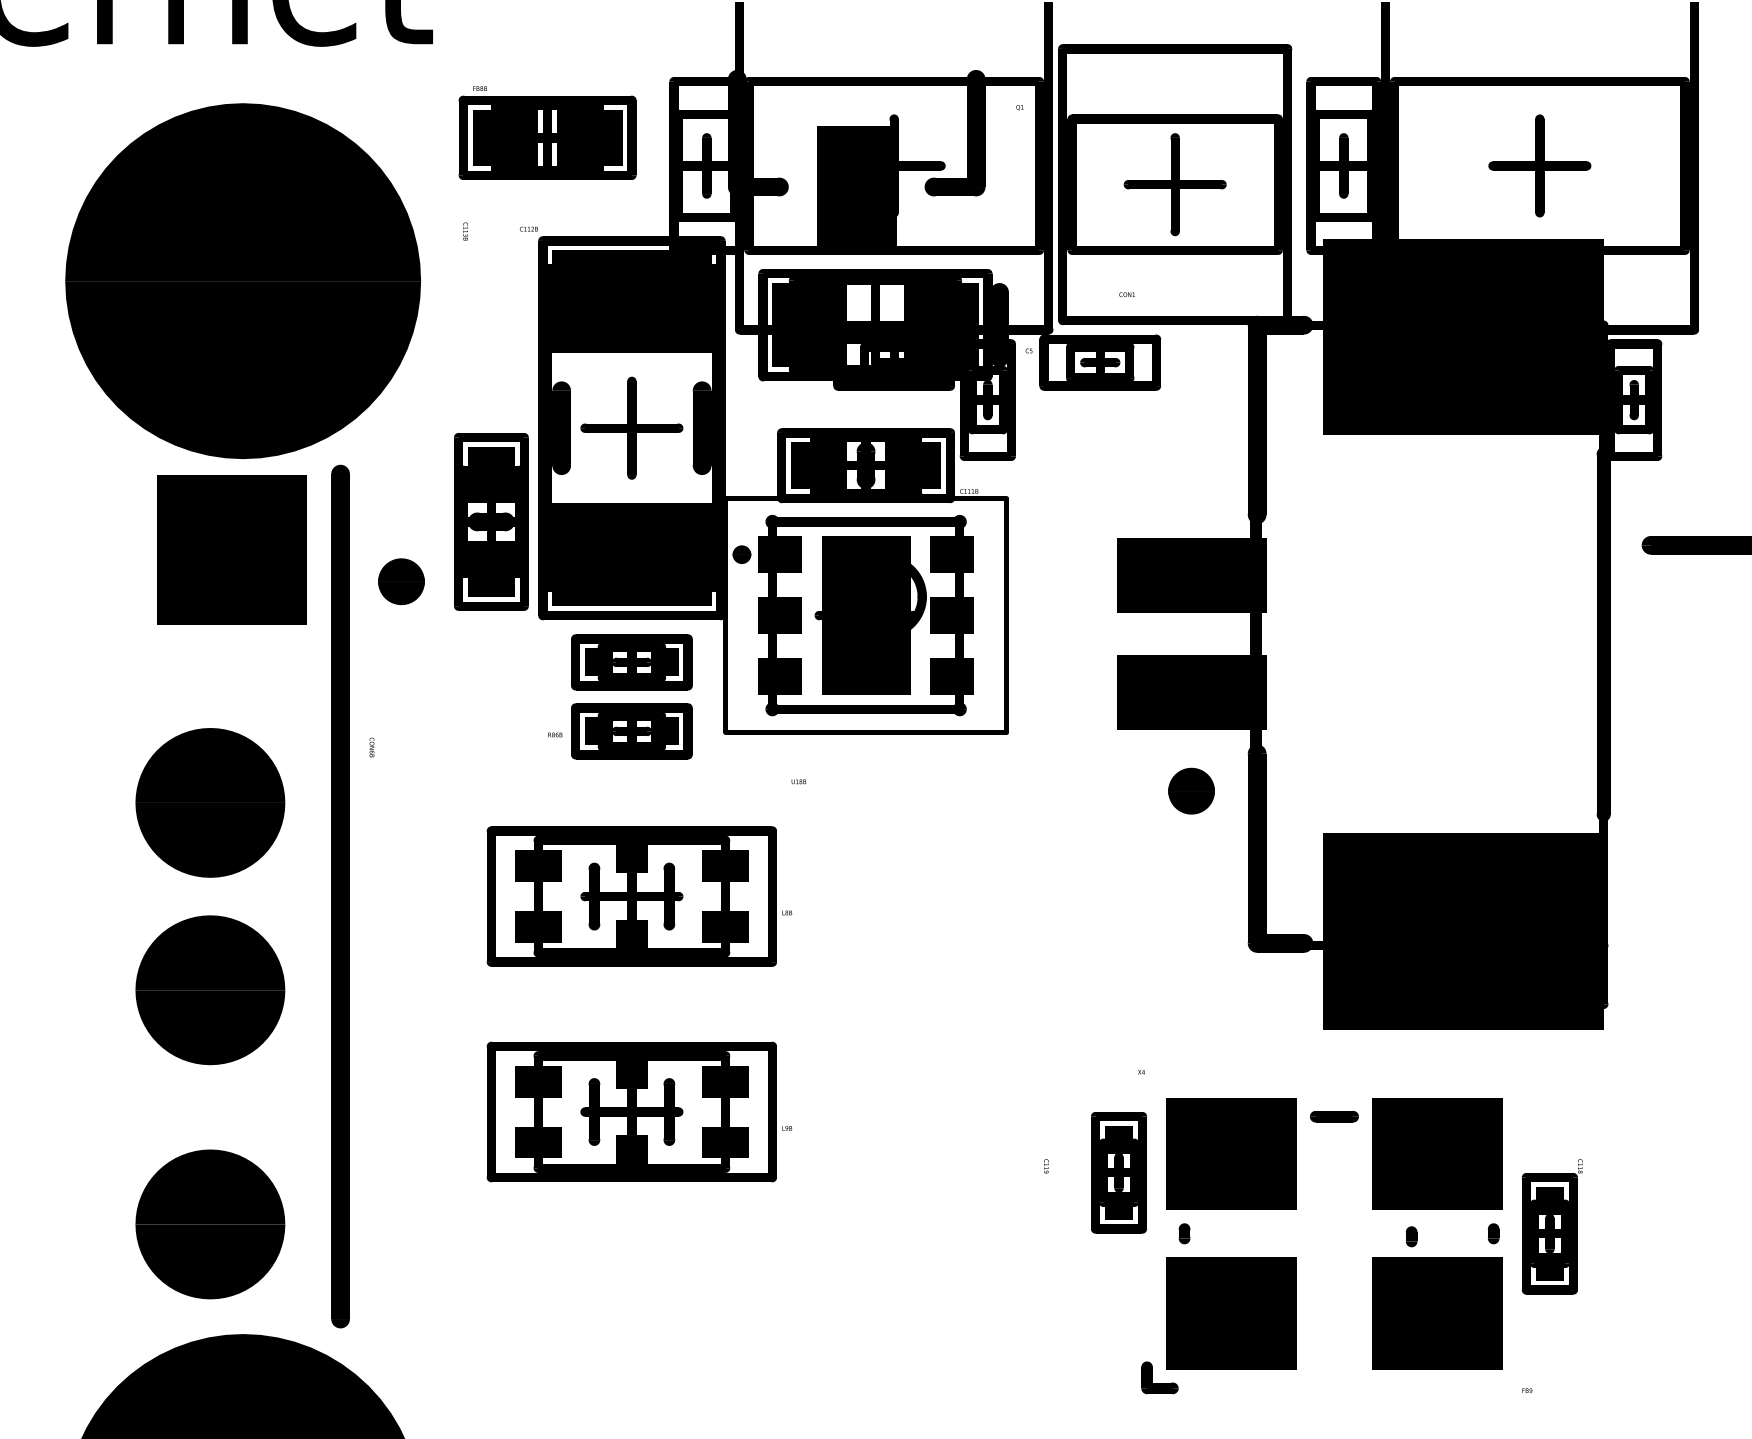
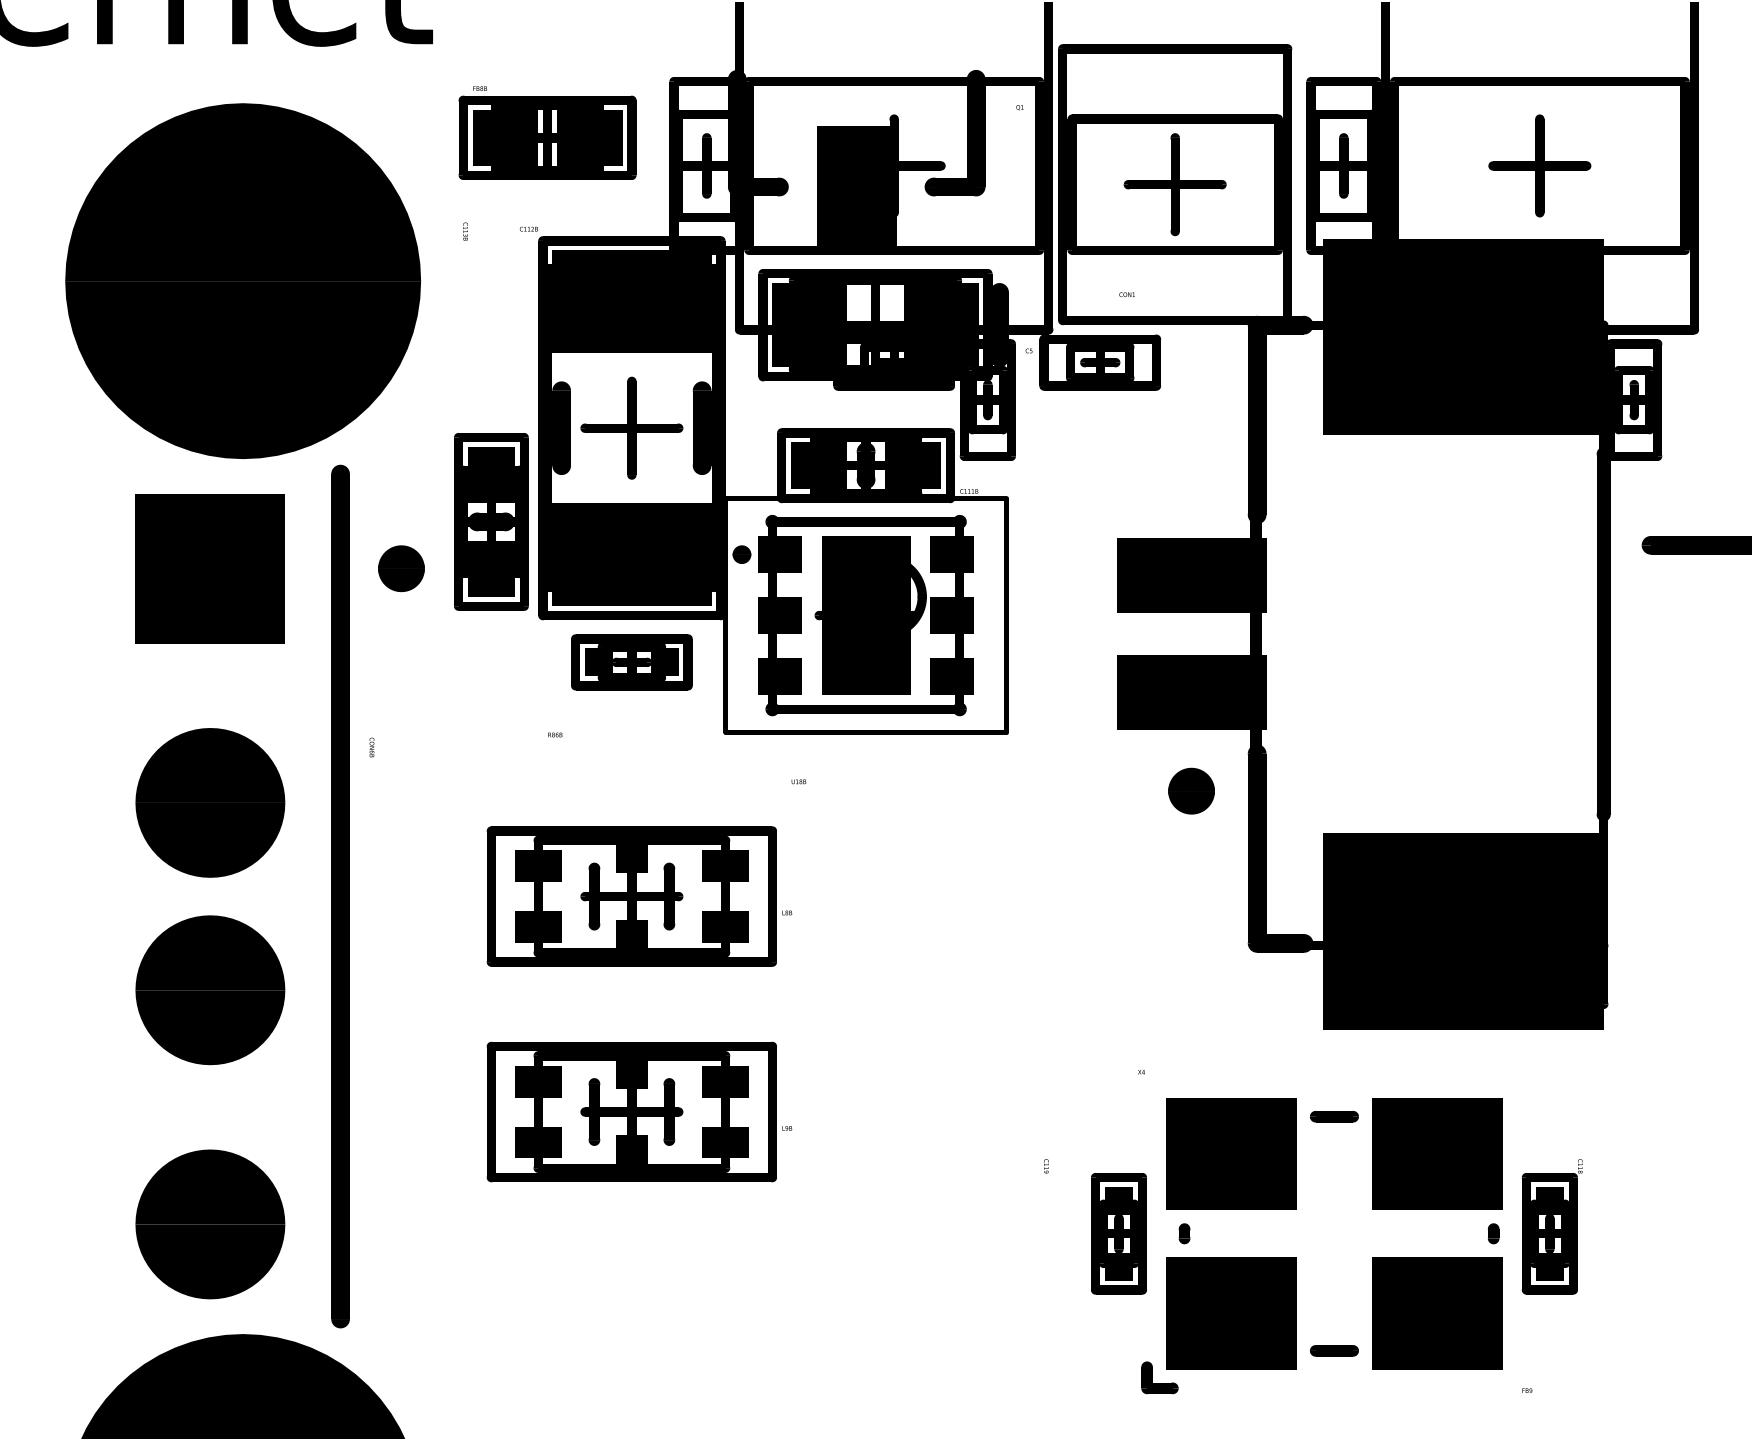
part position: (231, 549) -> (209, 568) (209, 568)
part position: (401, 581) -> (401, 568) (401, 568)
part: present -> none (631, 731)
part position: (1118, 1172) -> (1118, 1233) (1118, 1233)
part: present -> none (1411, 1236)
part: none -> present (1334, 1350)
